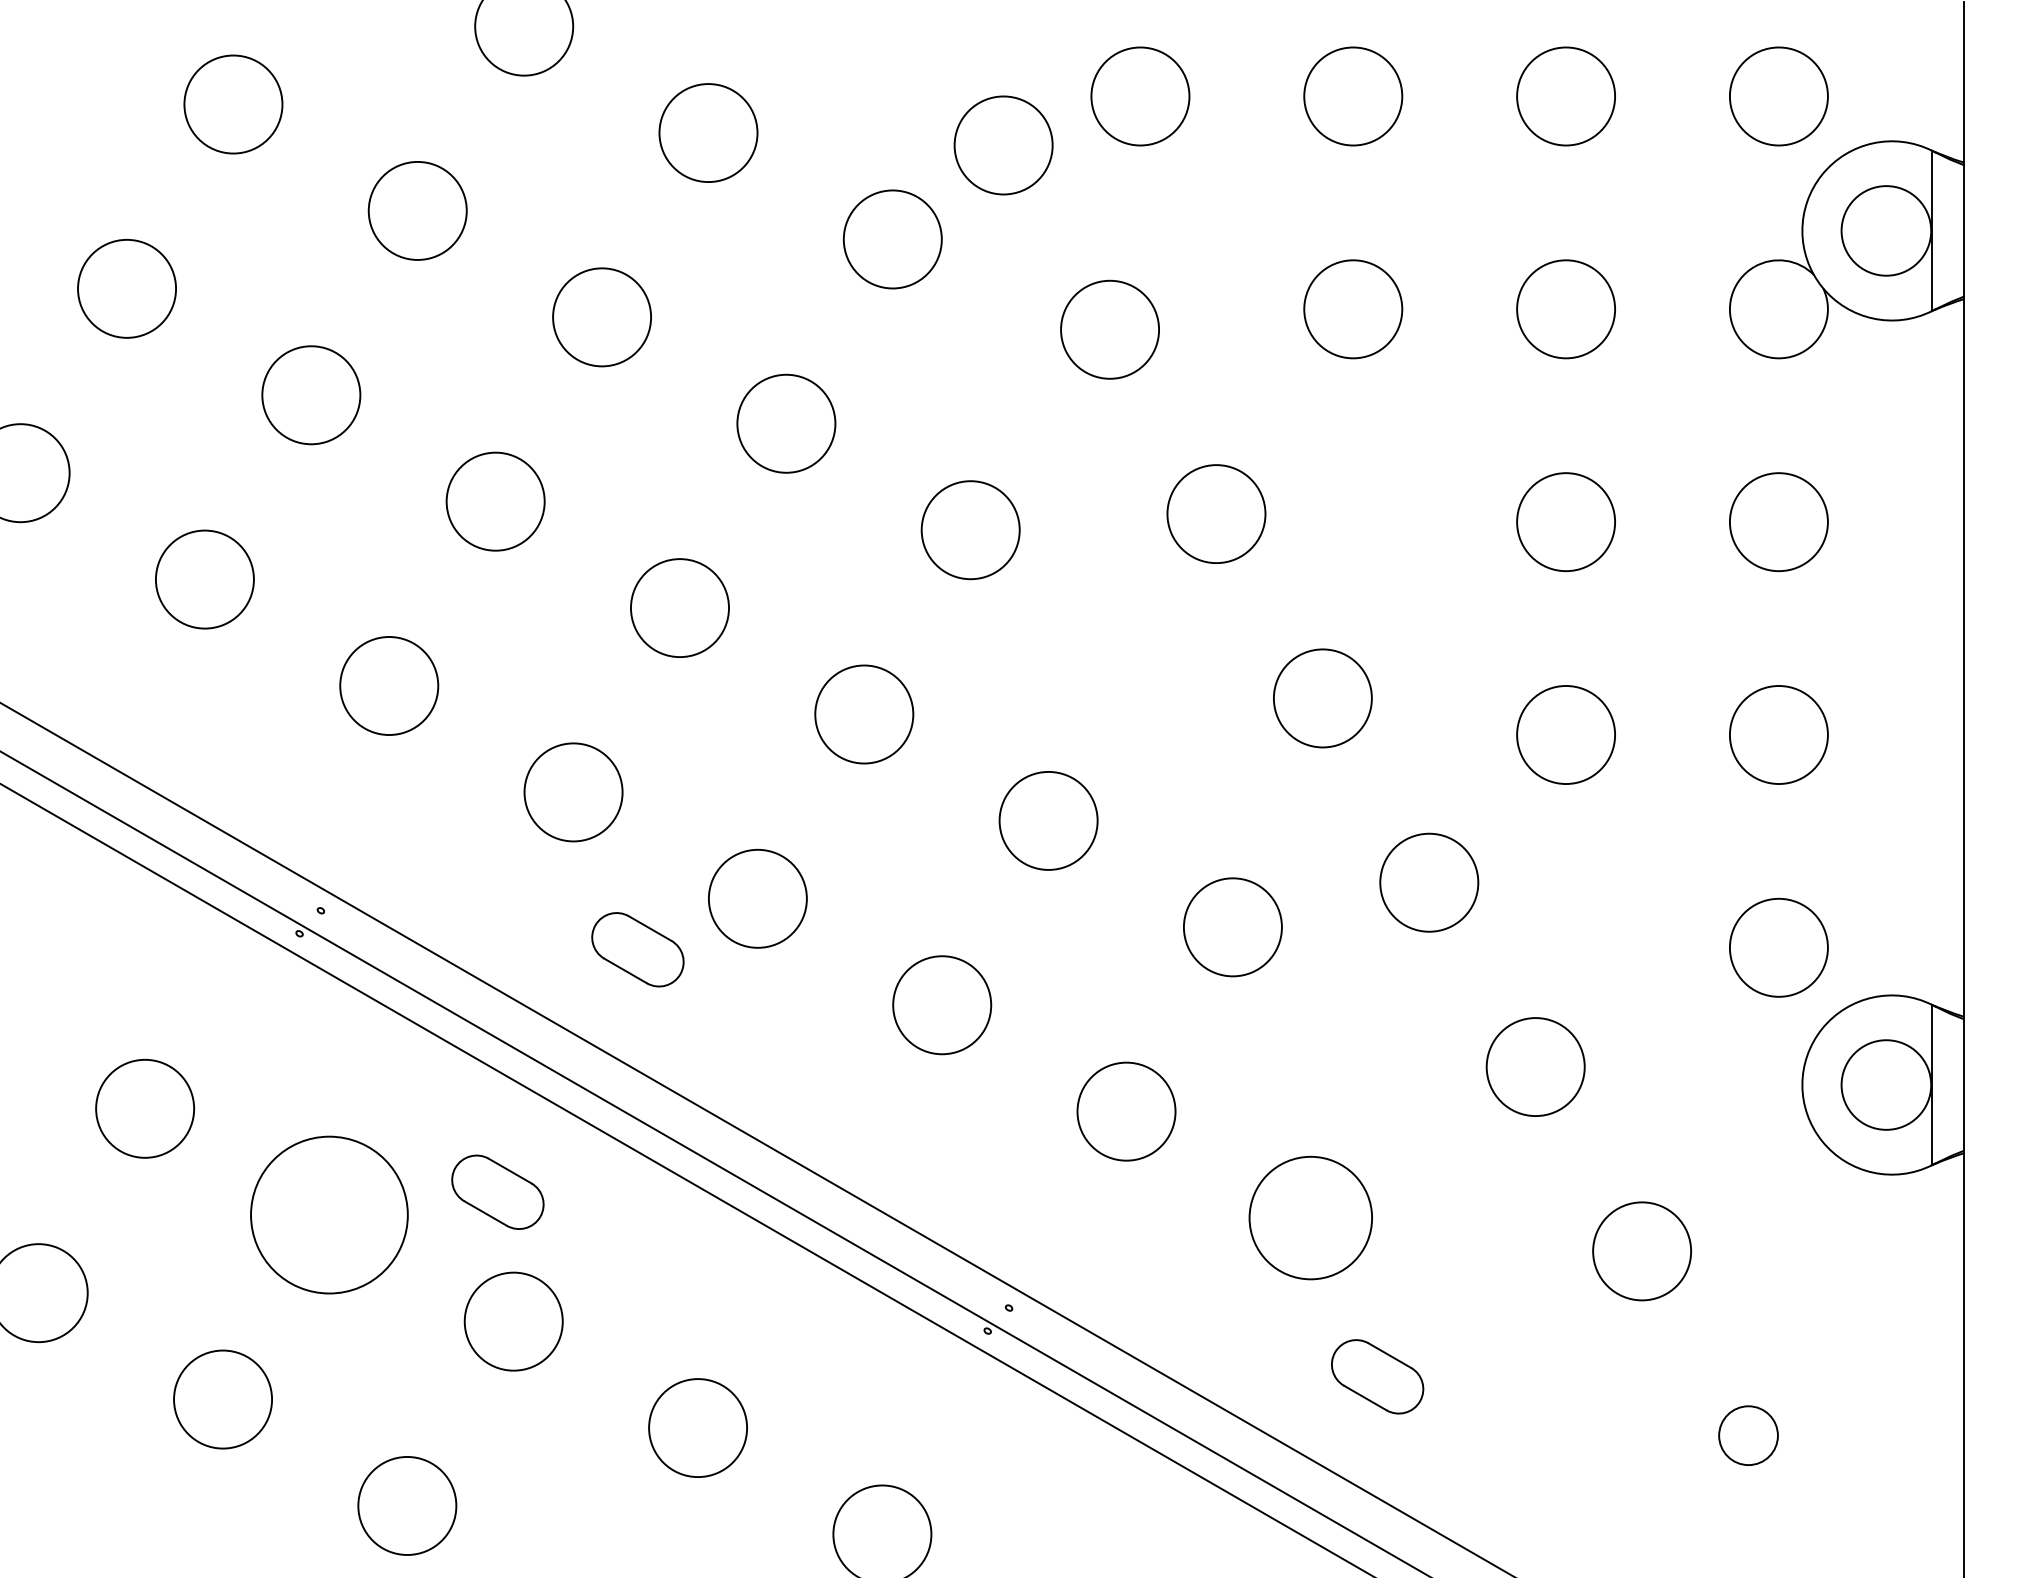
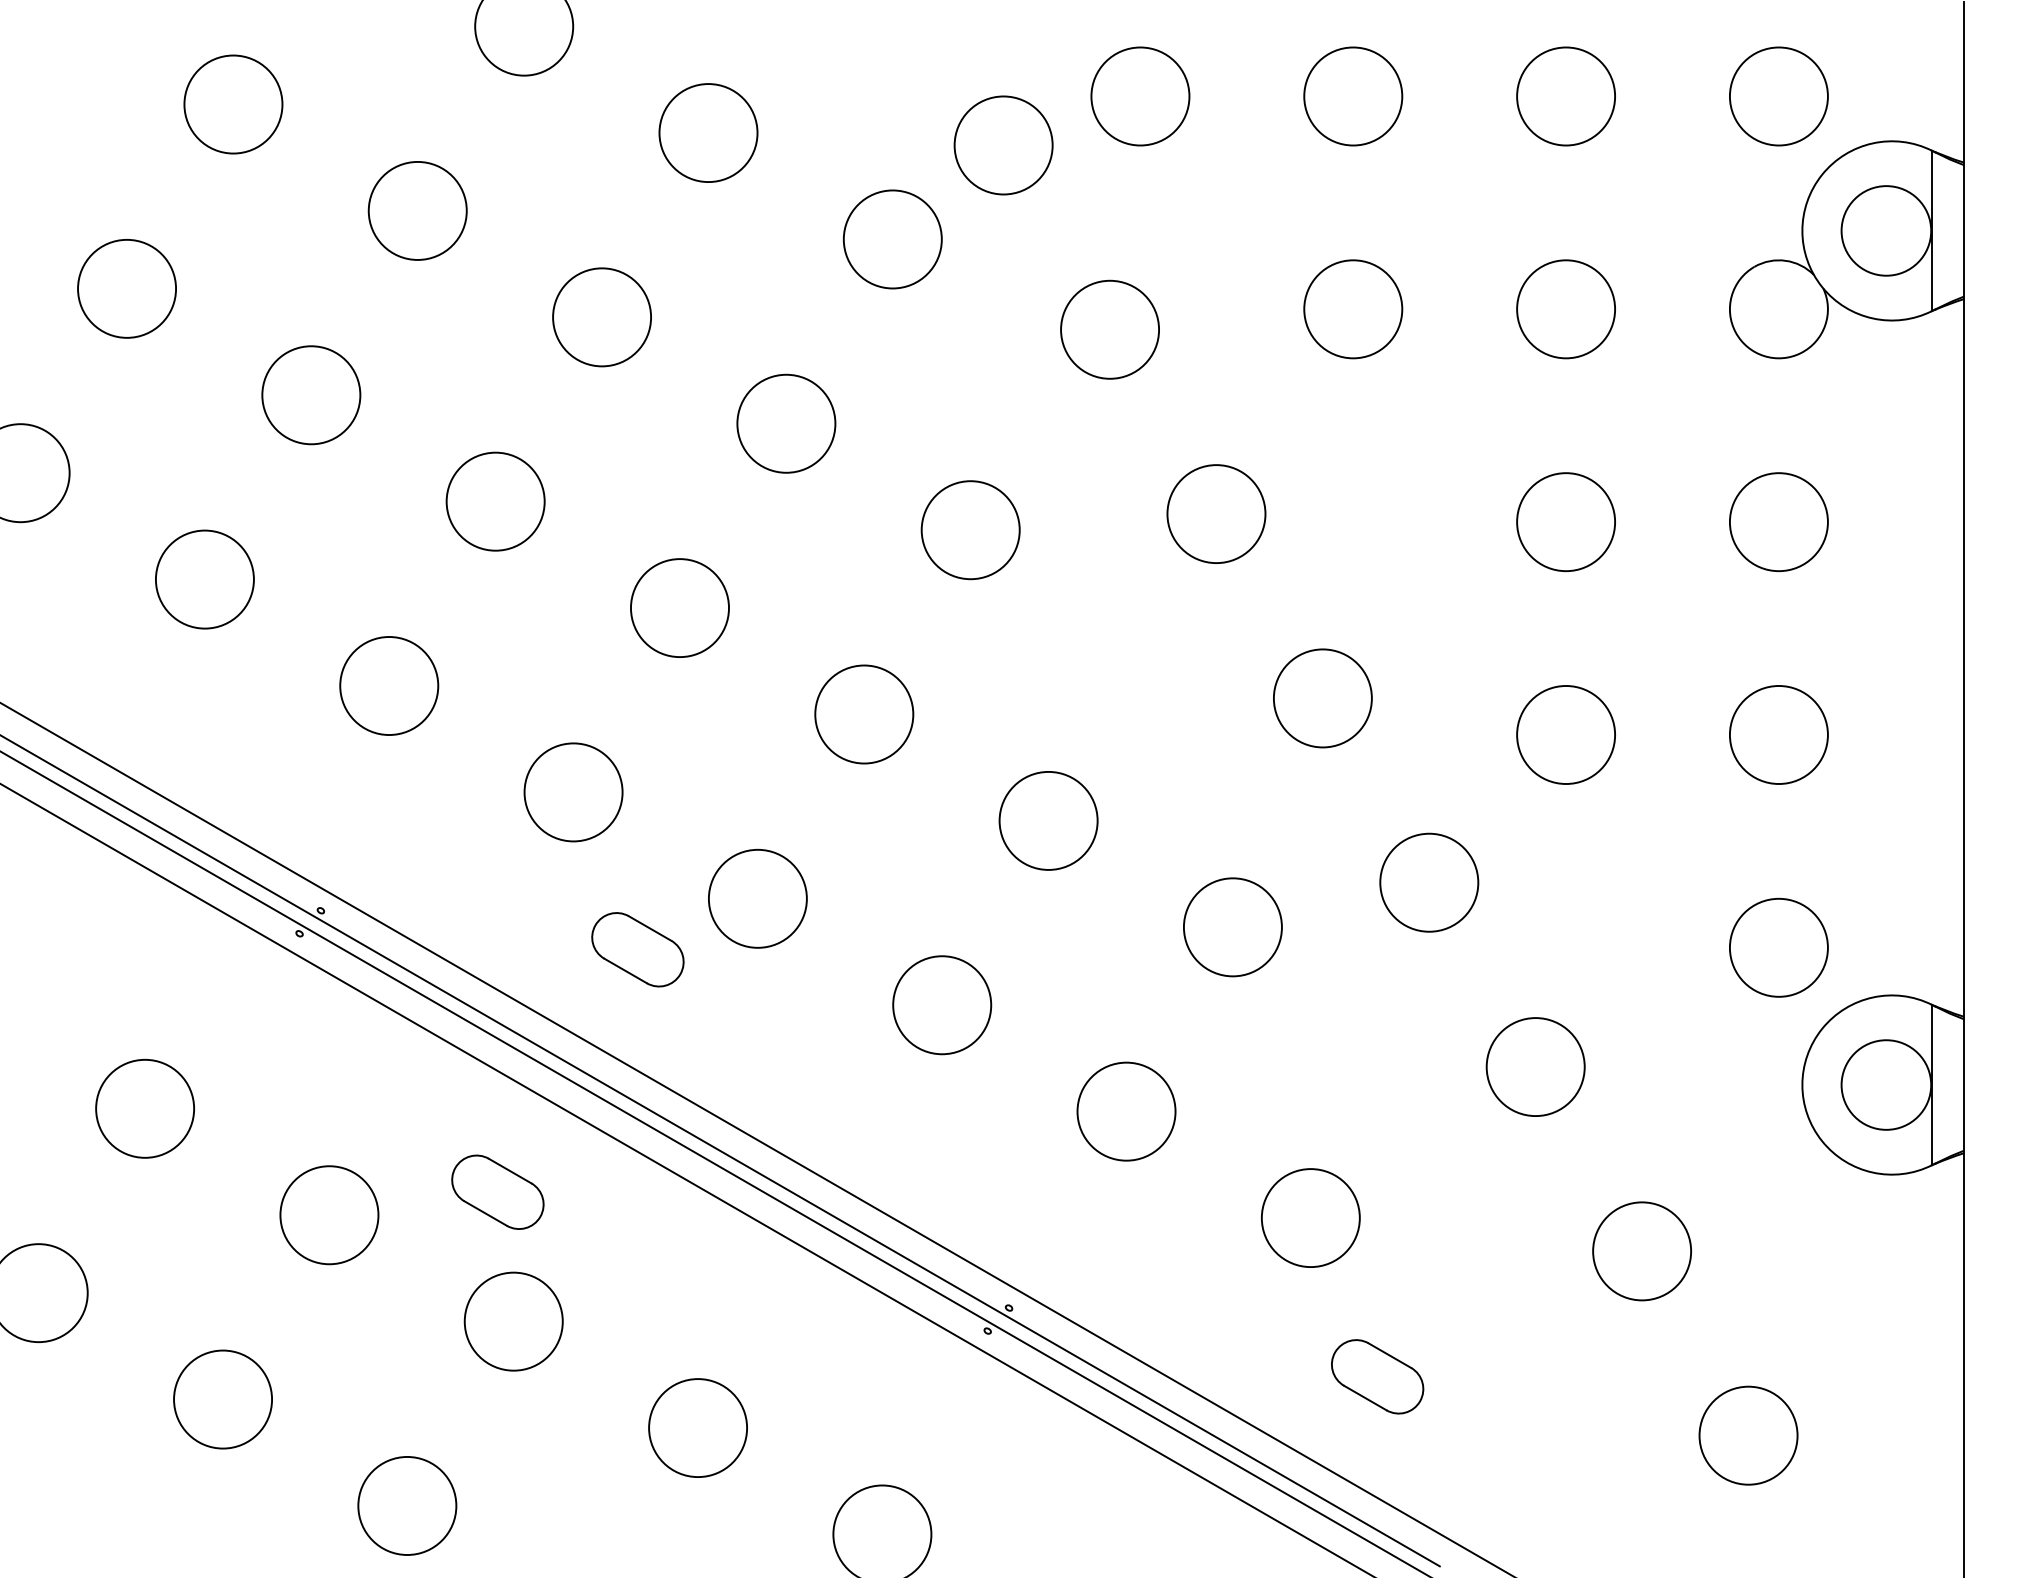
line: none -> present (720, 1151)
circle size: 159x160 px -> 101x101 px (329, 1215)
circle diameter: 123 px -> 98 px (1310, 1218)
circle diameter: 59 px -> 98 px (1748, 1435)
